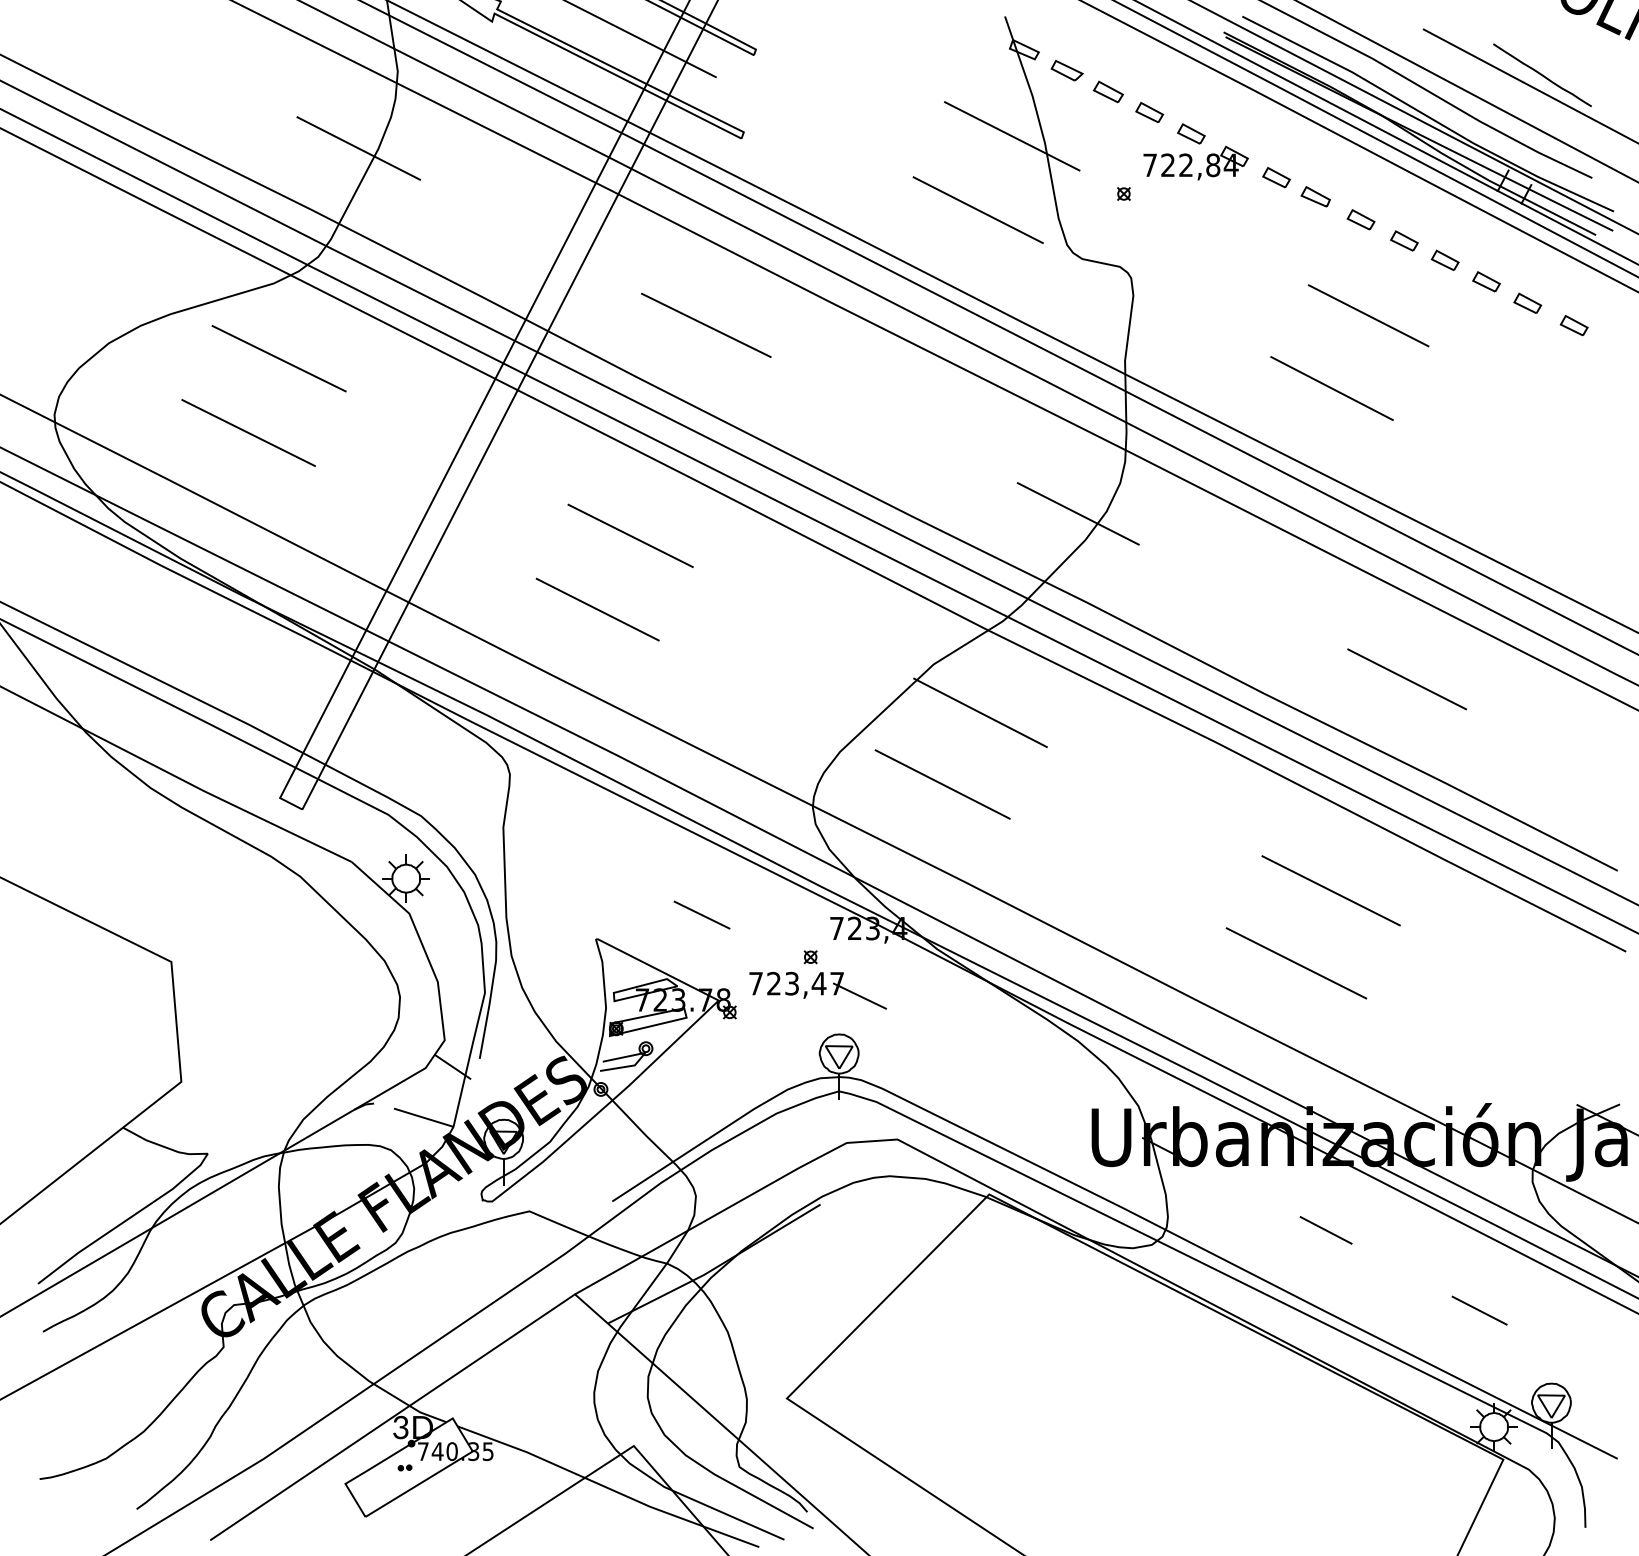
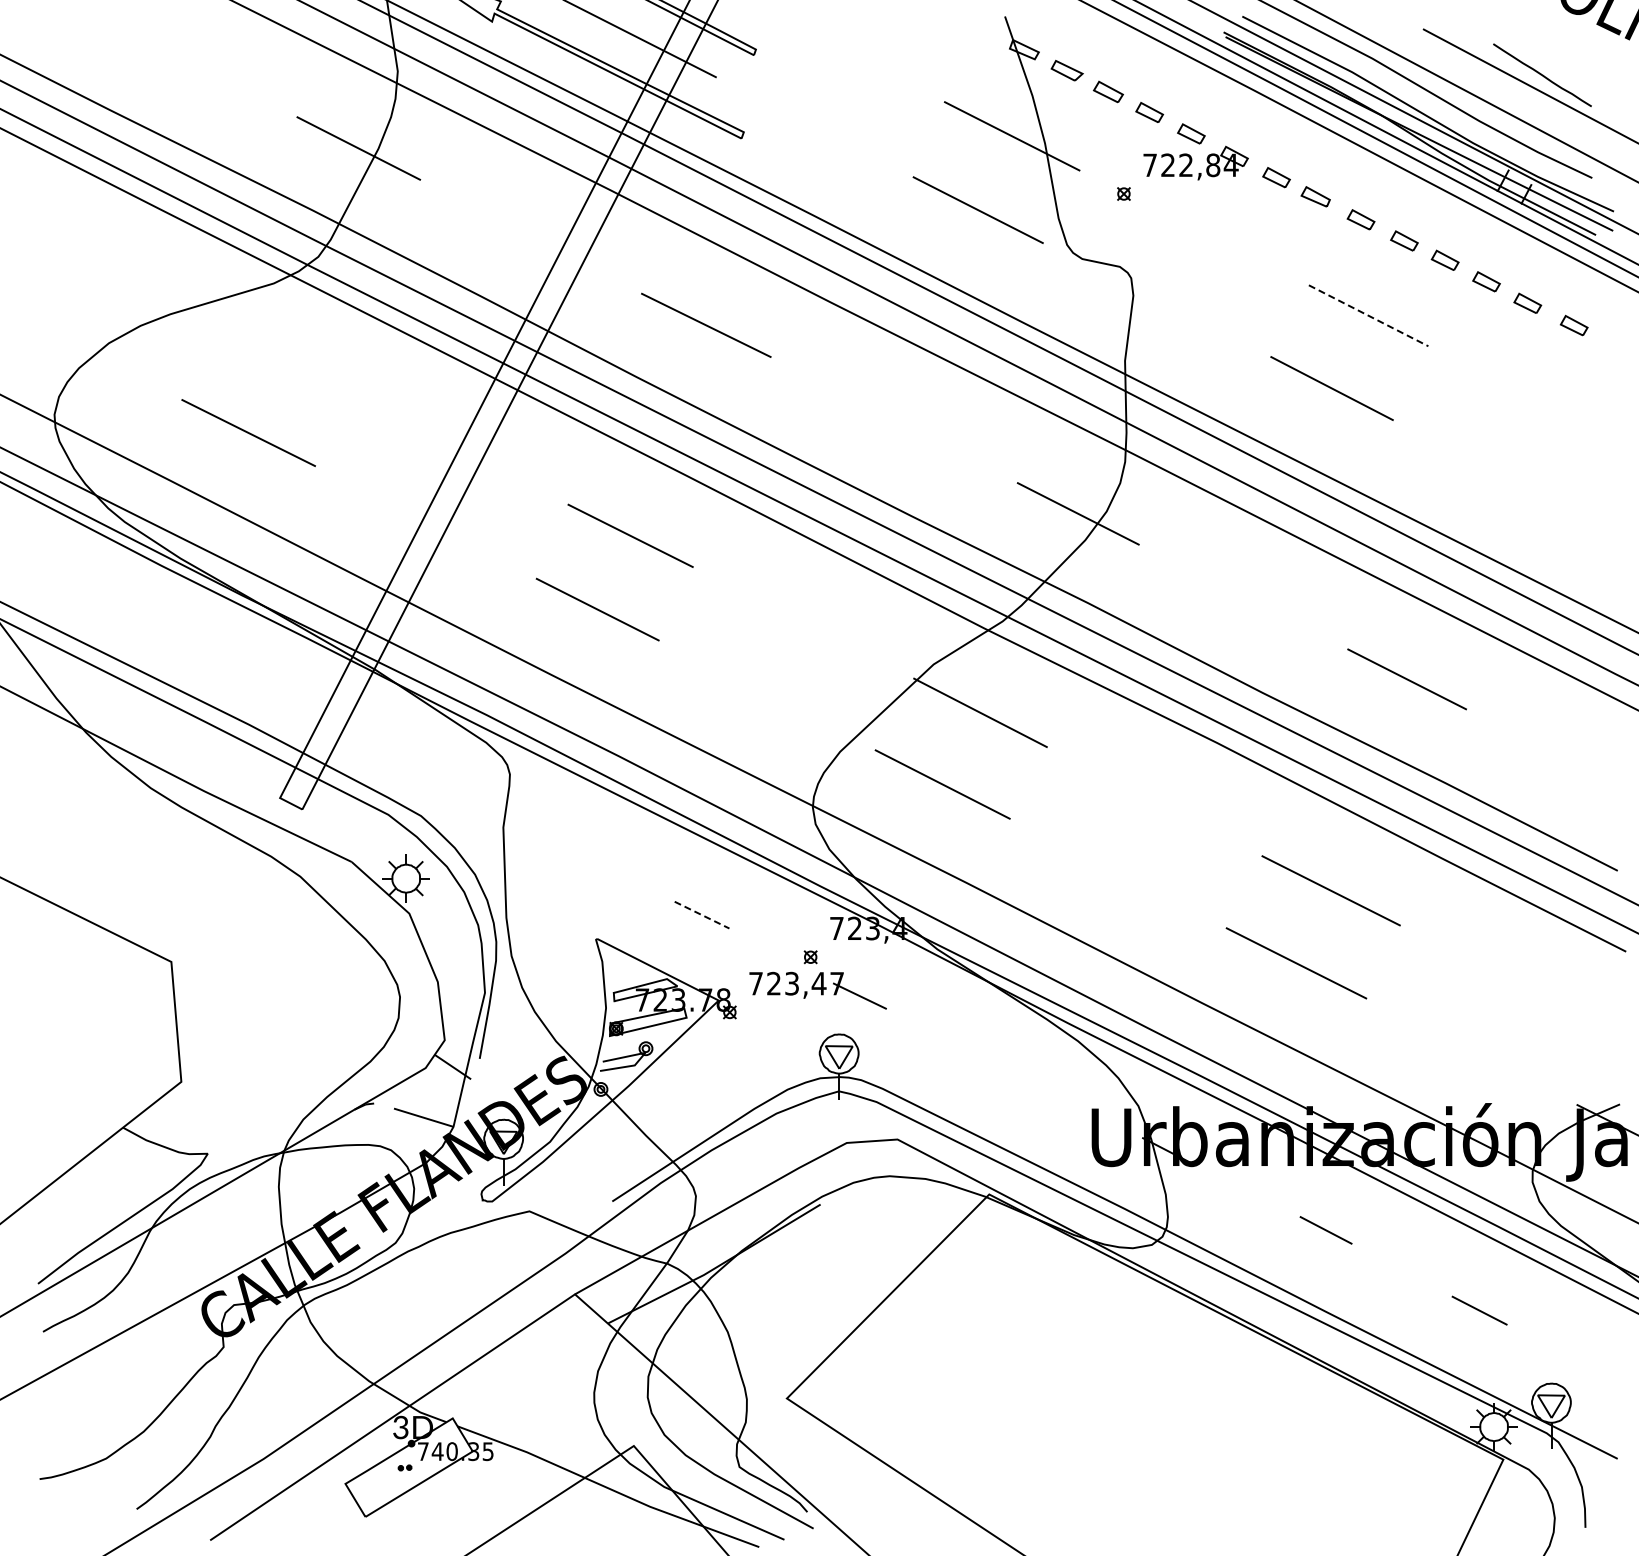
line: solid -> dashed (1369, 316)
line: present -> none (278, 358)
line: solid -> dashed (702, 915)
